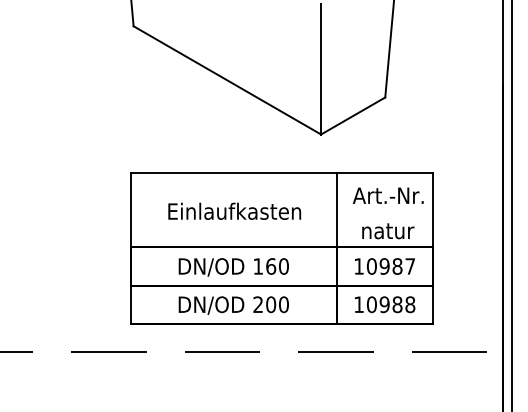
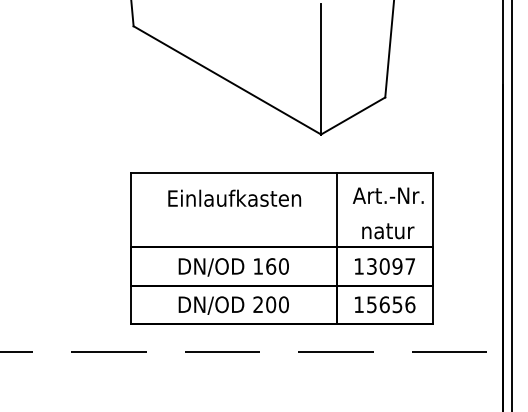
text position: (234, 210) -> (234, 197) (234, 197)
text: 10987 -> 13097 (384, 266)
text: 10988 -> 15656 (390, 304)
